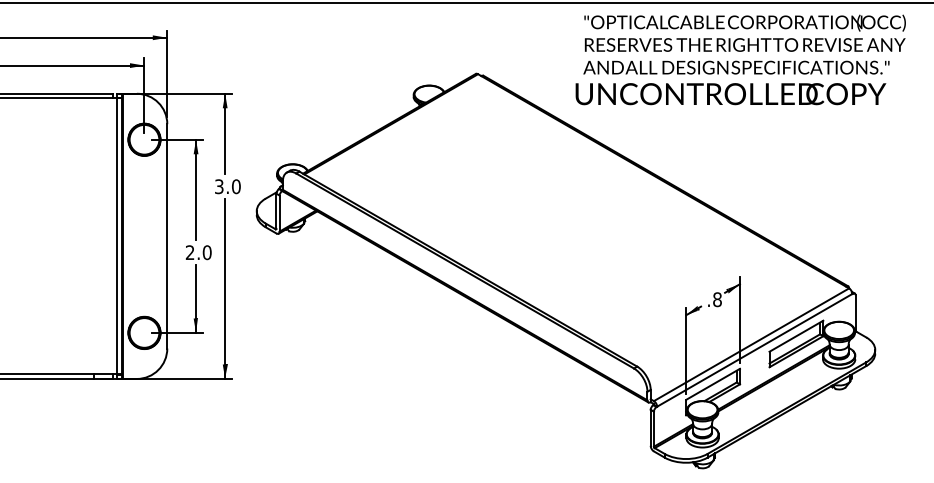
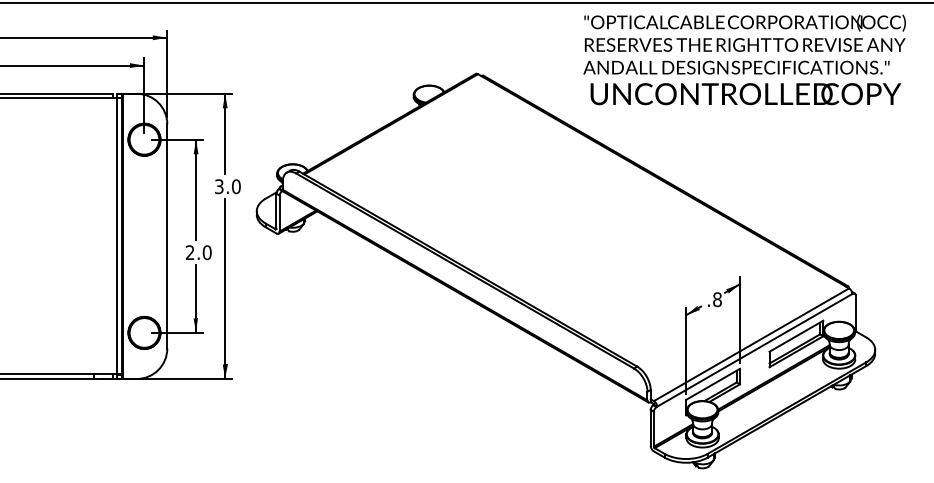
text position: (730, 94) -> (745, 94) (745, 94)
